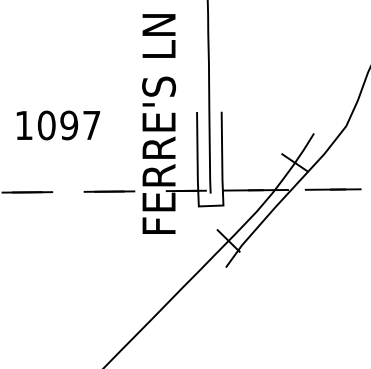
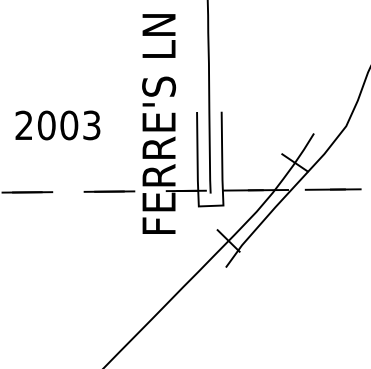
text: 1097 -> 2003 (57, 125)
